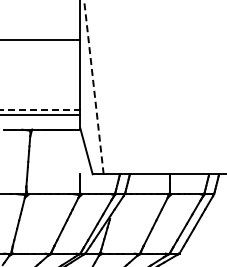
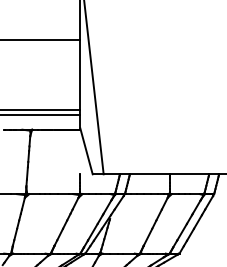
line: dashed -> solid (93, 87)
line: dashed -> solid (40, 109)
